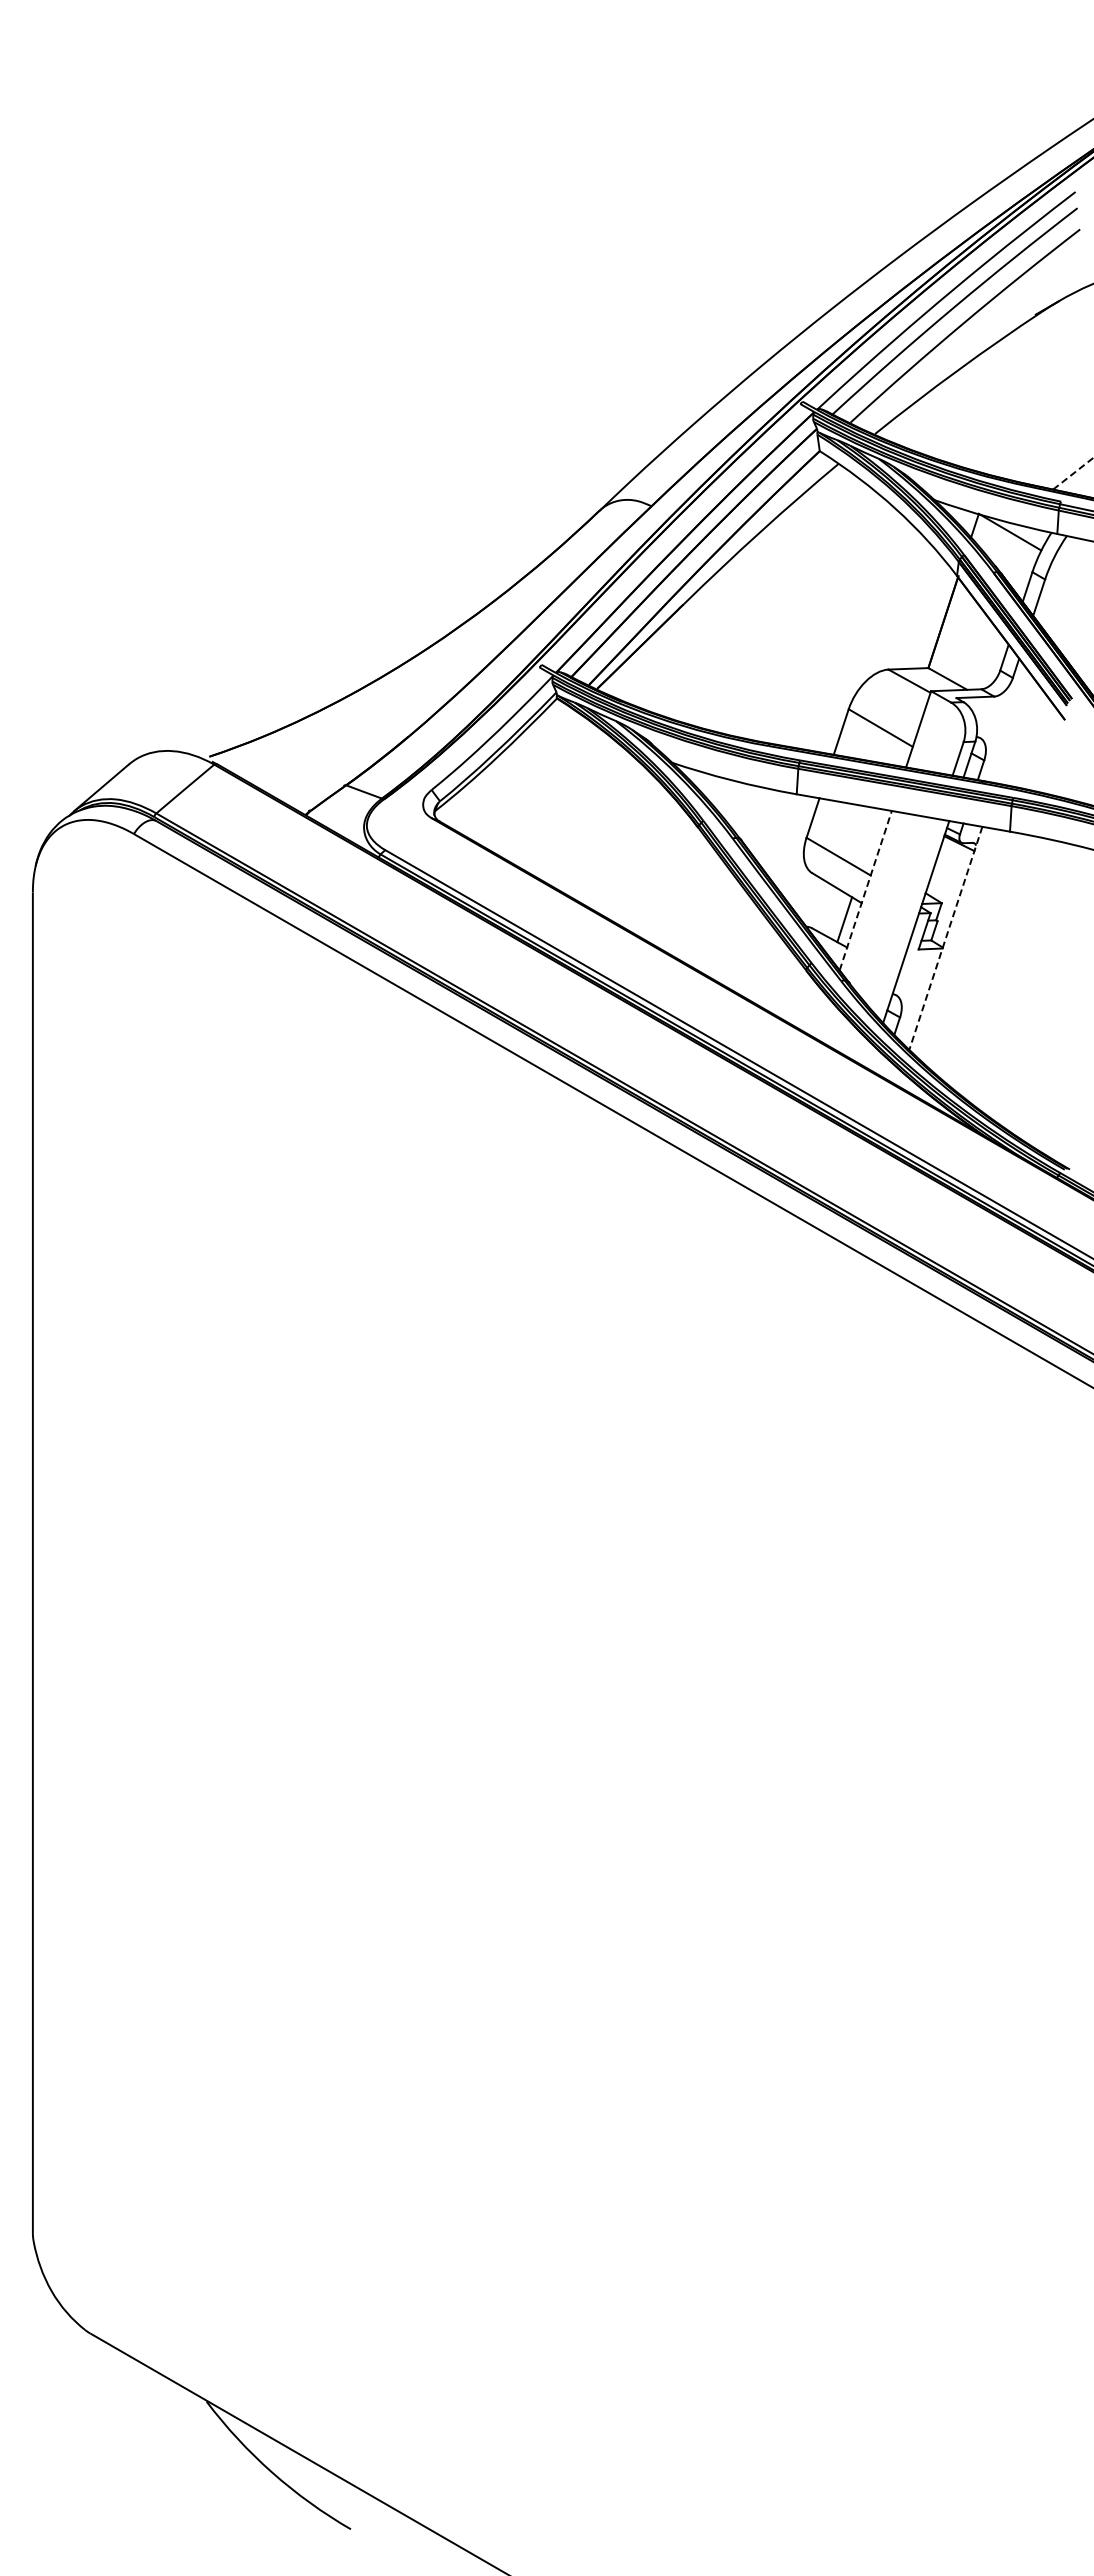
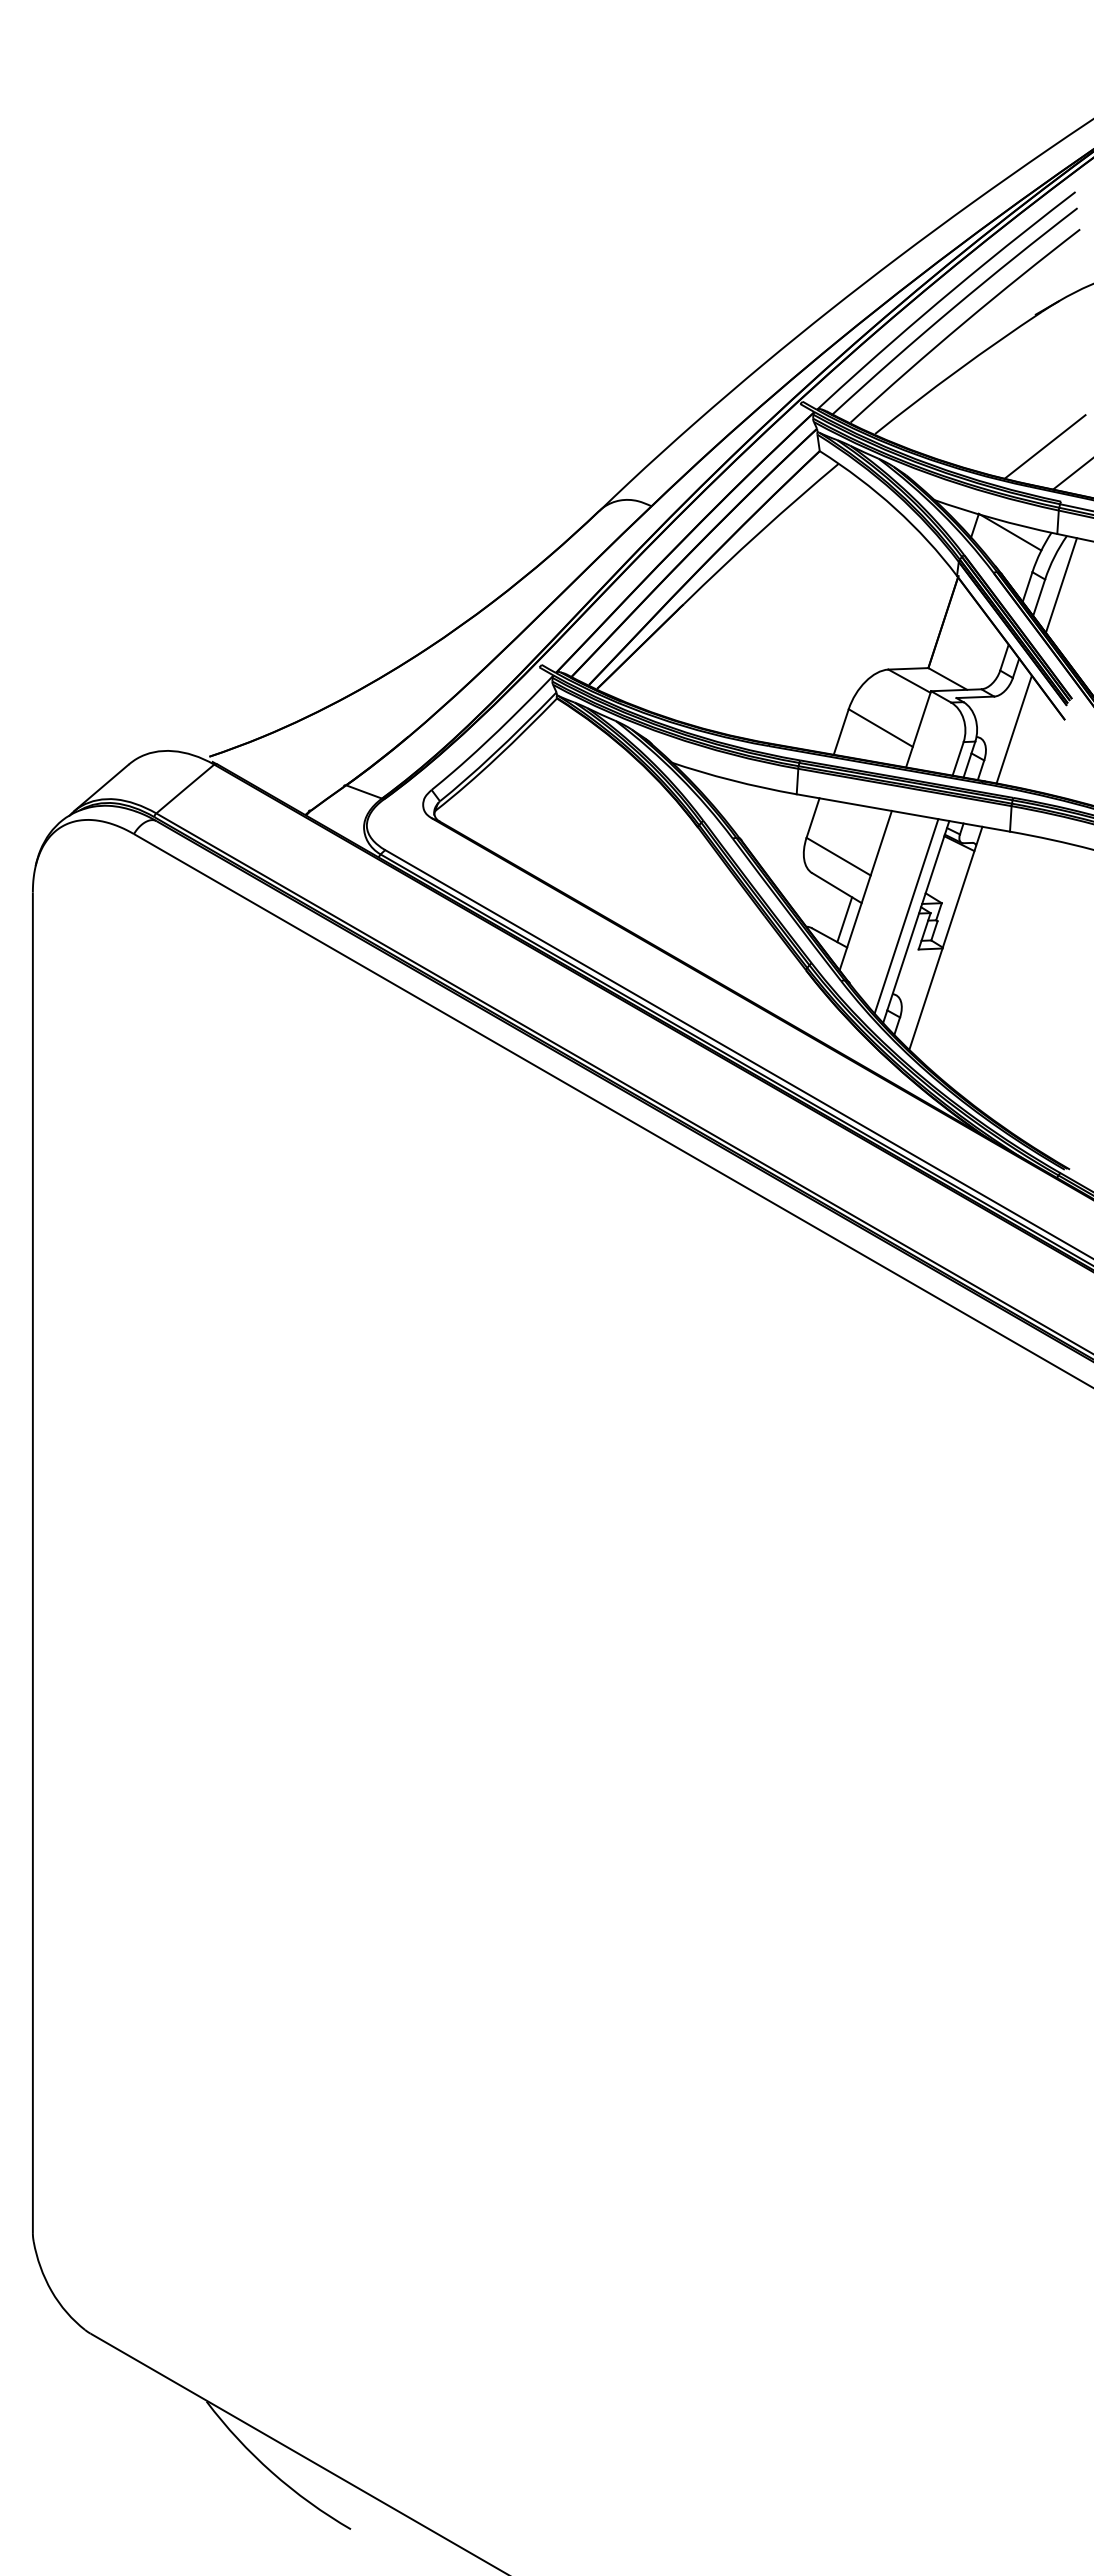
line: none -> present (1045, 446)
line: dashed -> solid (1073, 473)
line: none -> present (1060, 585)
line: none -> present (1013, 729)
line: dashed -> solid (865, 890)
line: none -> present (906, 916)
line: dashed -> solid (945, 938)
